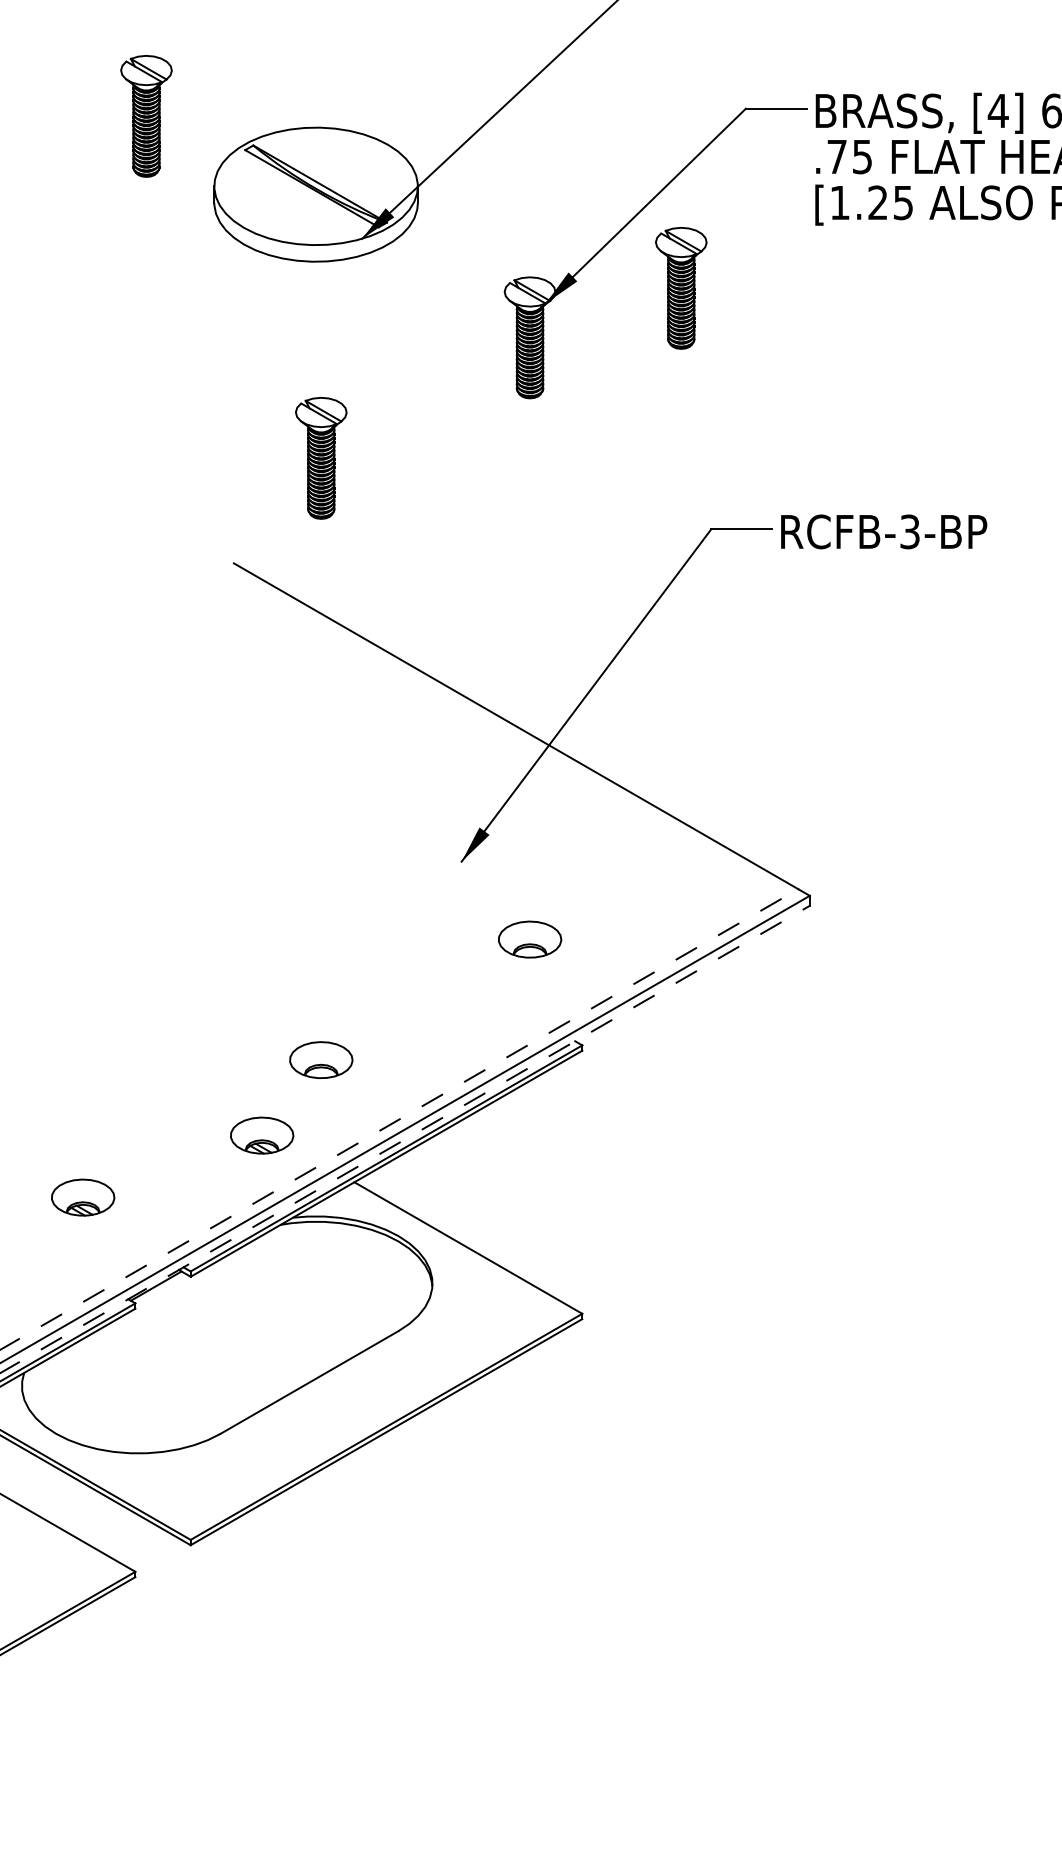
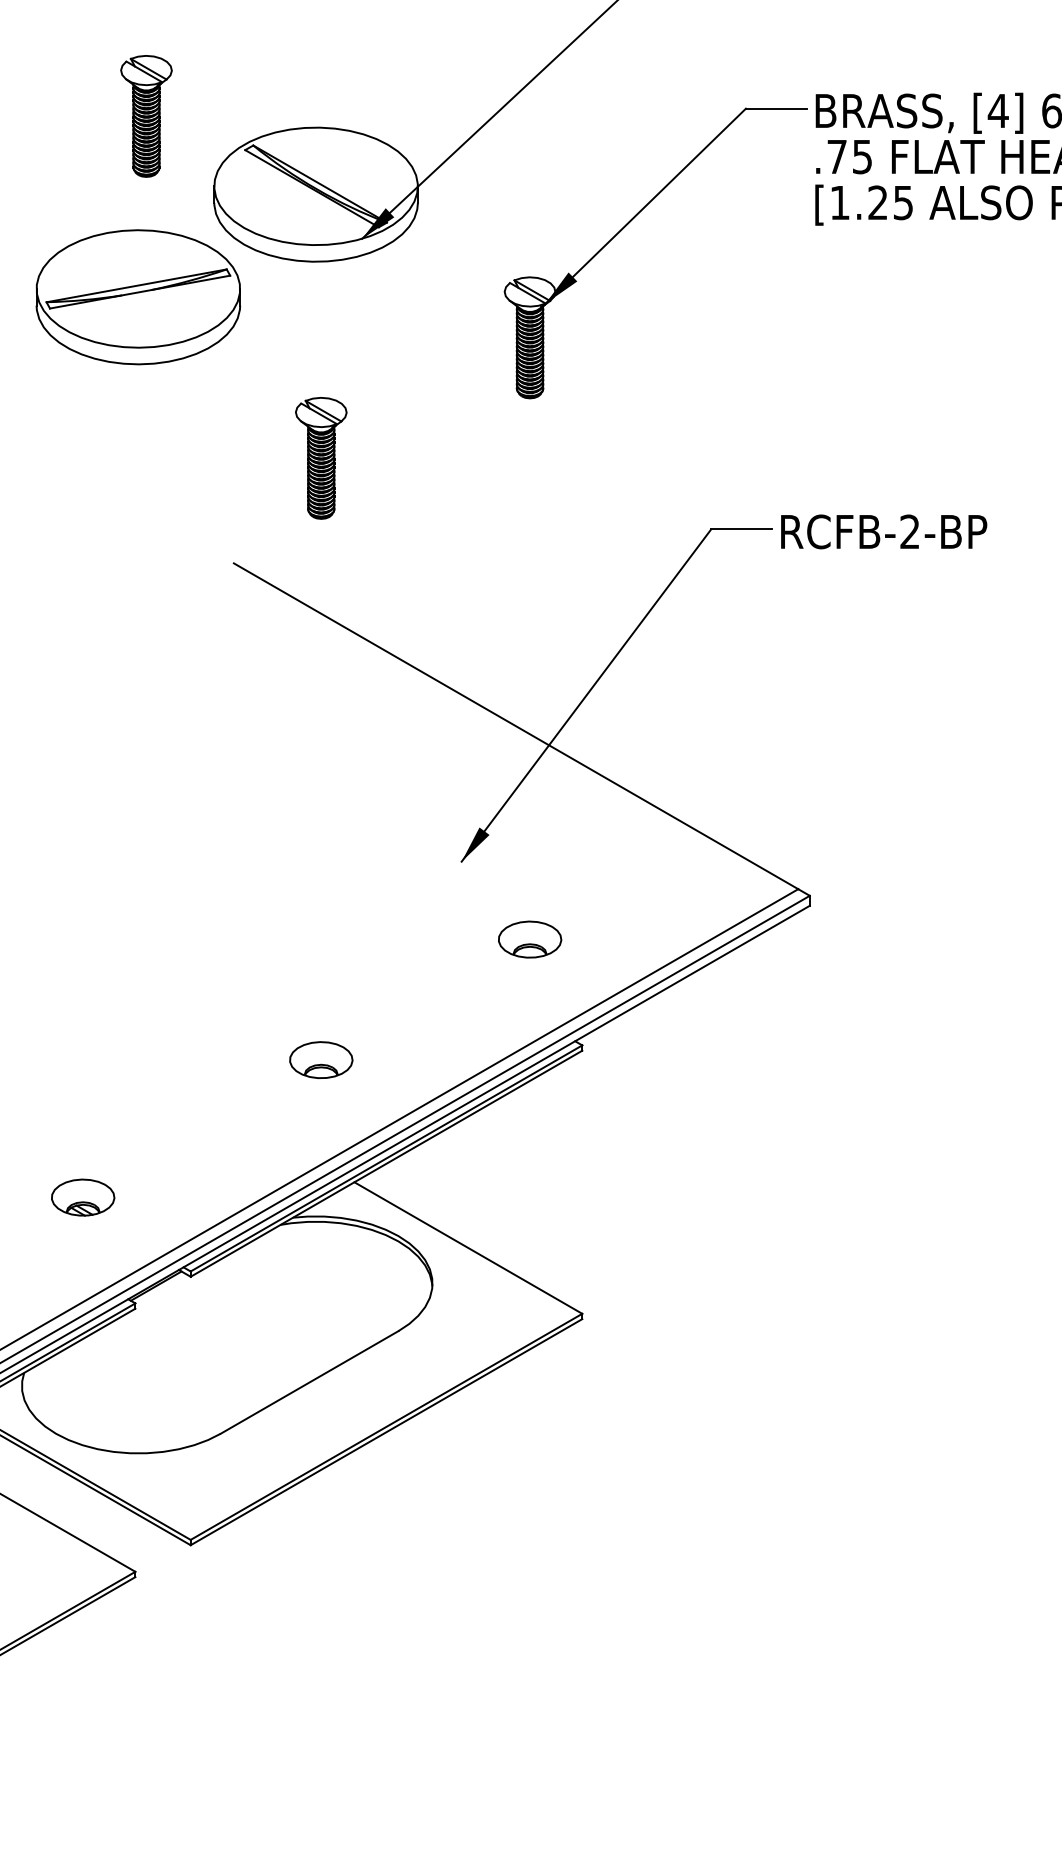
part: present -> none (681, 288)
part: none -> present (138, 297)
text: RCFB-3-BP -> RCFB-2-BP (909, 531)
line: dashed -> solid (400, 1119)
part: present -> none (262, 1135)
line: dashed -> solid (405, 1139)
